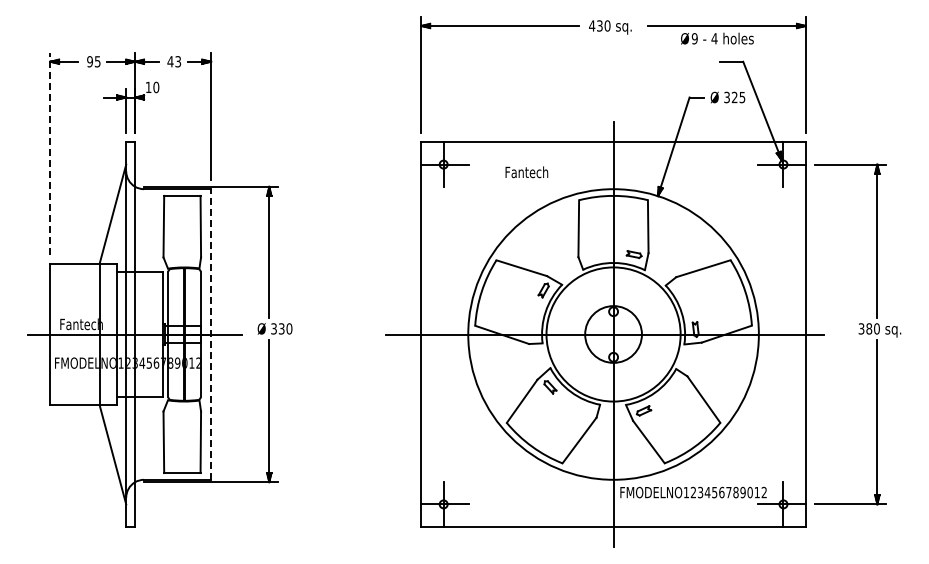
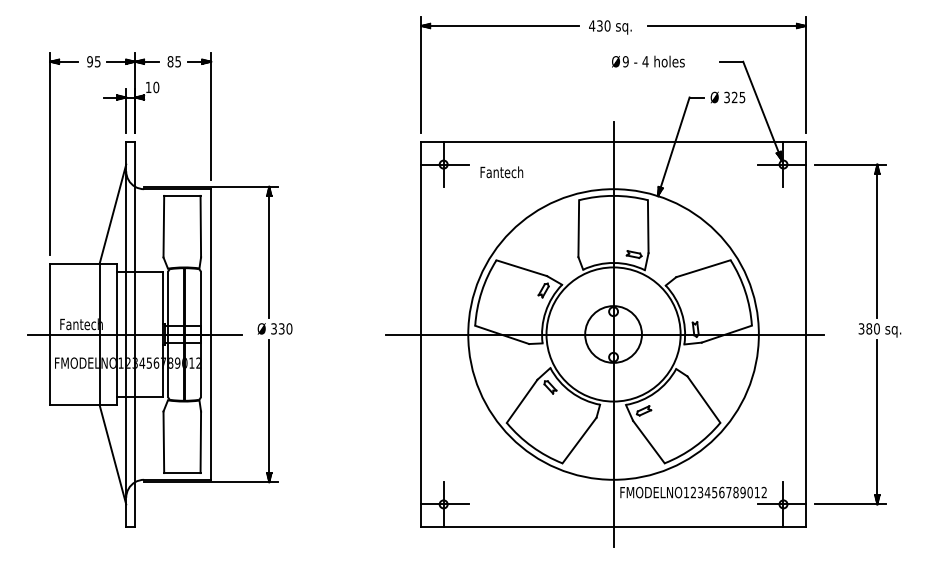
text position: (717, 38) -> (648, 61) (648, 61)
text: 43 -> 85 (174, 61)
line: dashed -> solid (50, 153)
text position: (526, 172) -> (501, 172) (501, 172)
line: dashed -> solid (211, 334)
